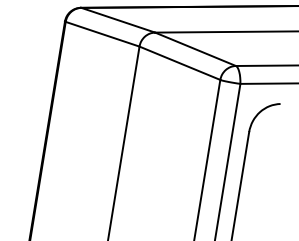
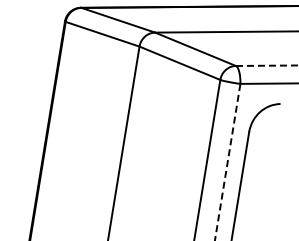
line: solid -> dashed (267, 65)
line: solid -> dashed (227, 161)
